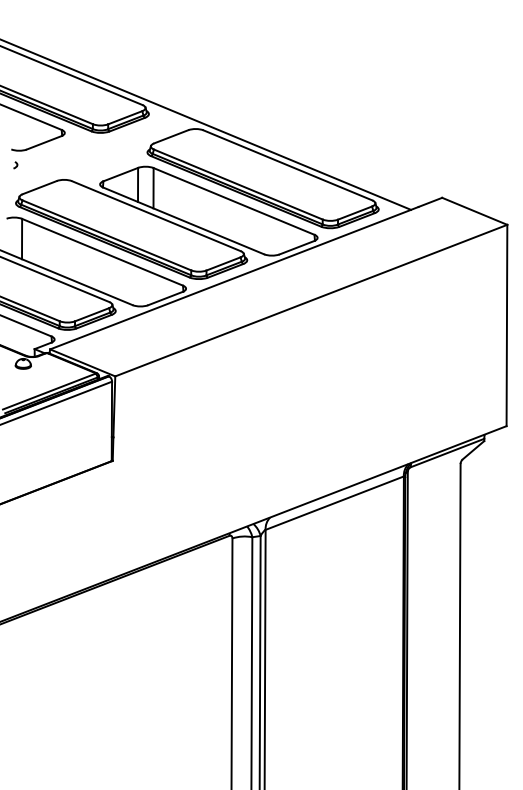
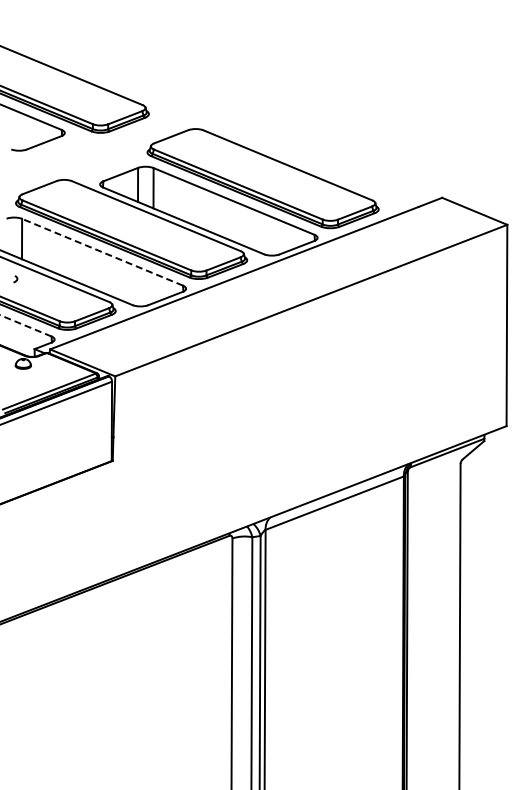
line: present -> none (206, 124)
curve position: (16, 165) -> (16, 279) (16, 279)
line: solid -> dashed (102, 252)
line: solid -> dashed (25, 325)
